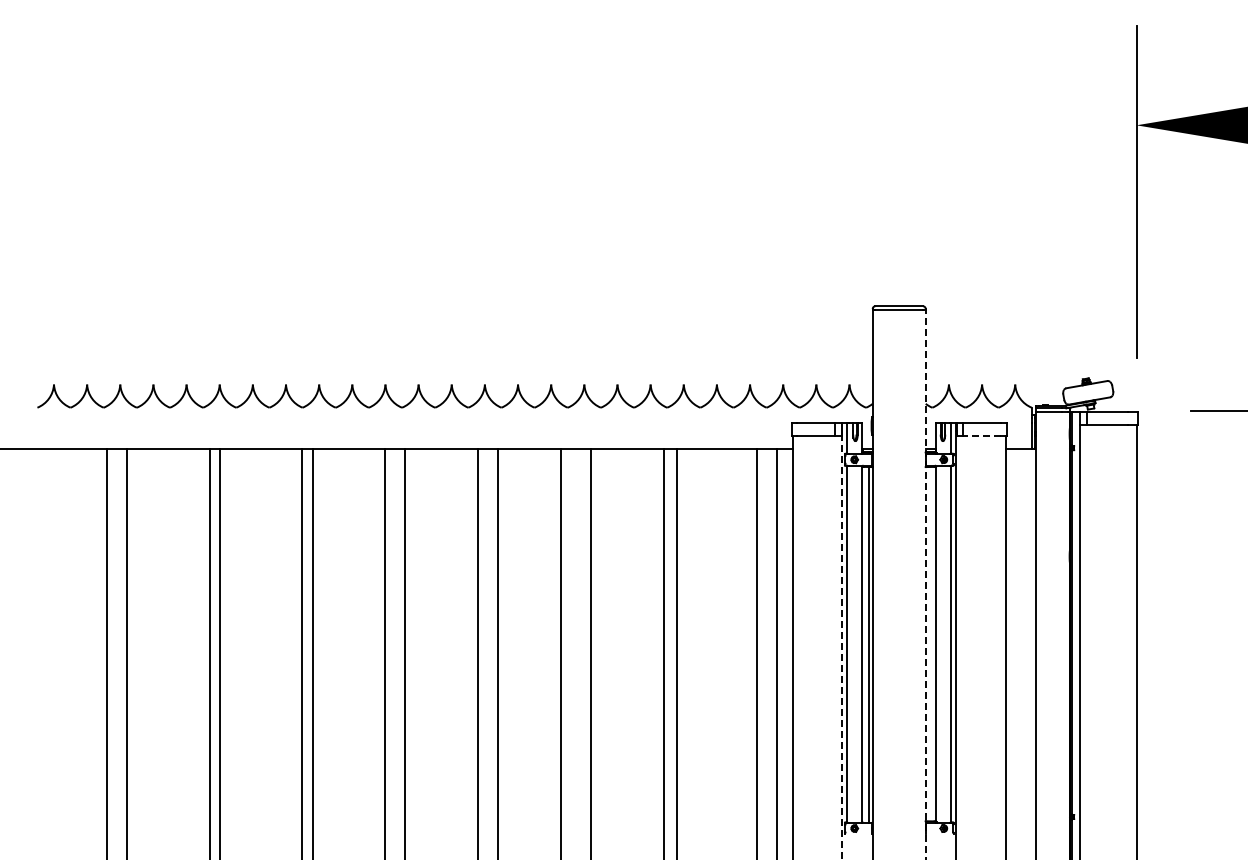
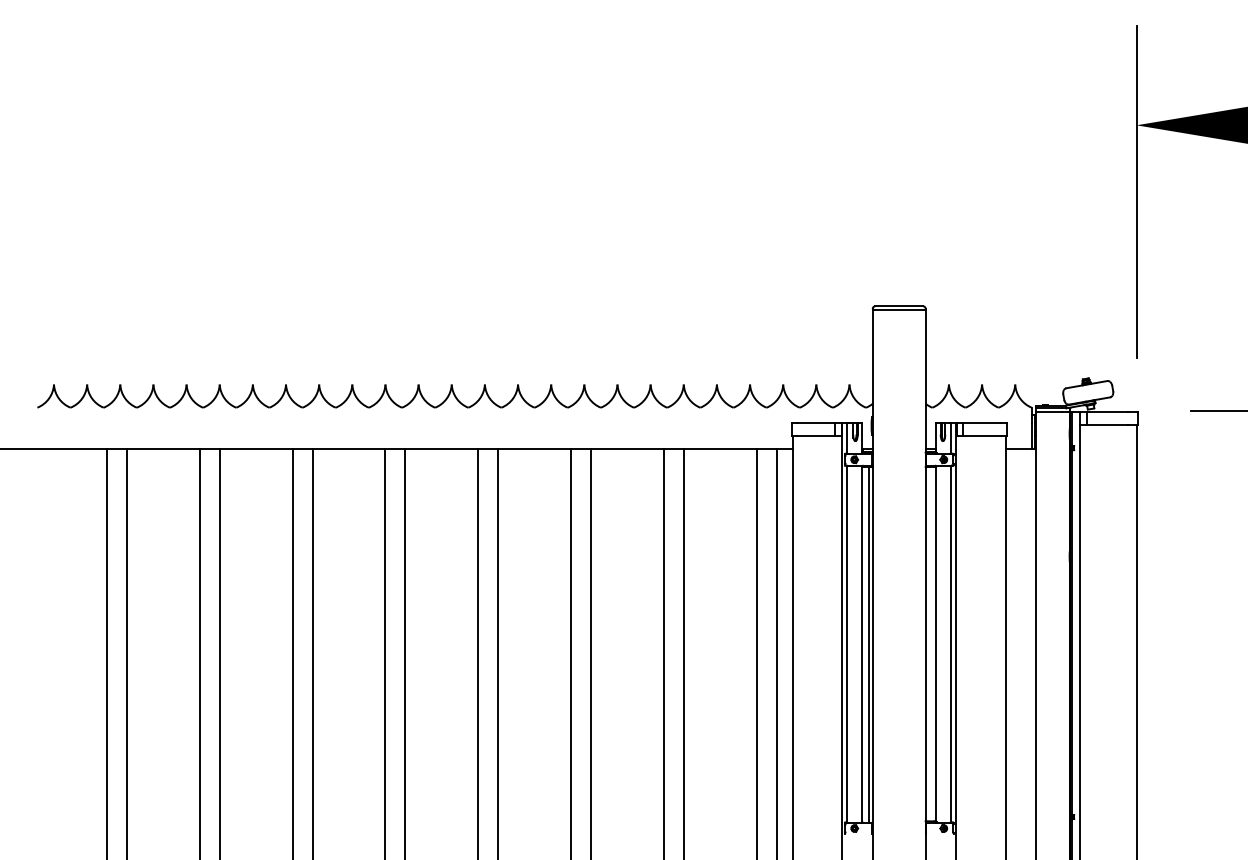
line: dashed -> solid (982, 436)
line: dashed -> solid (925, 584)
line: dashed -> solid (842, 641)
line position: (209, 652) -> (199, 652) (199, 652)
line position: (301, 652) -> (292, 652) (292, 652)
line position: (561, 652) -> (571, 652) (571, 652)
line position: (676, 652) -> (683, 652) (683, 652)
